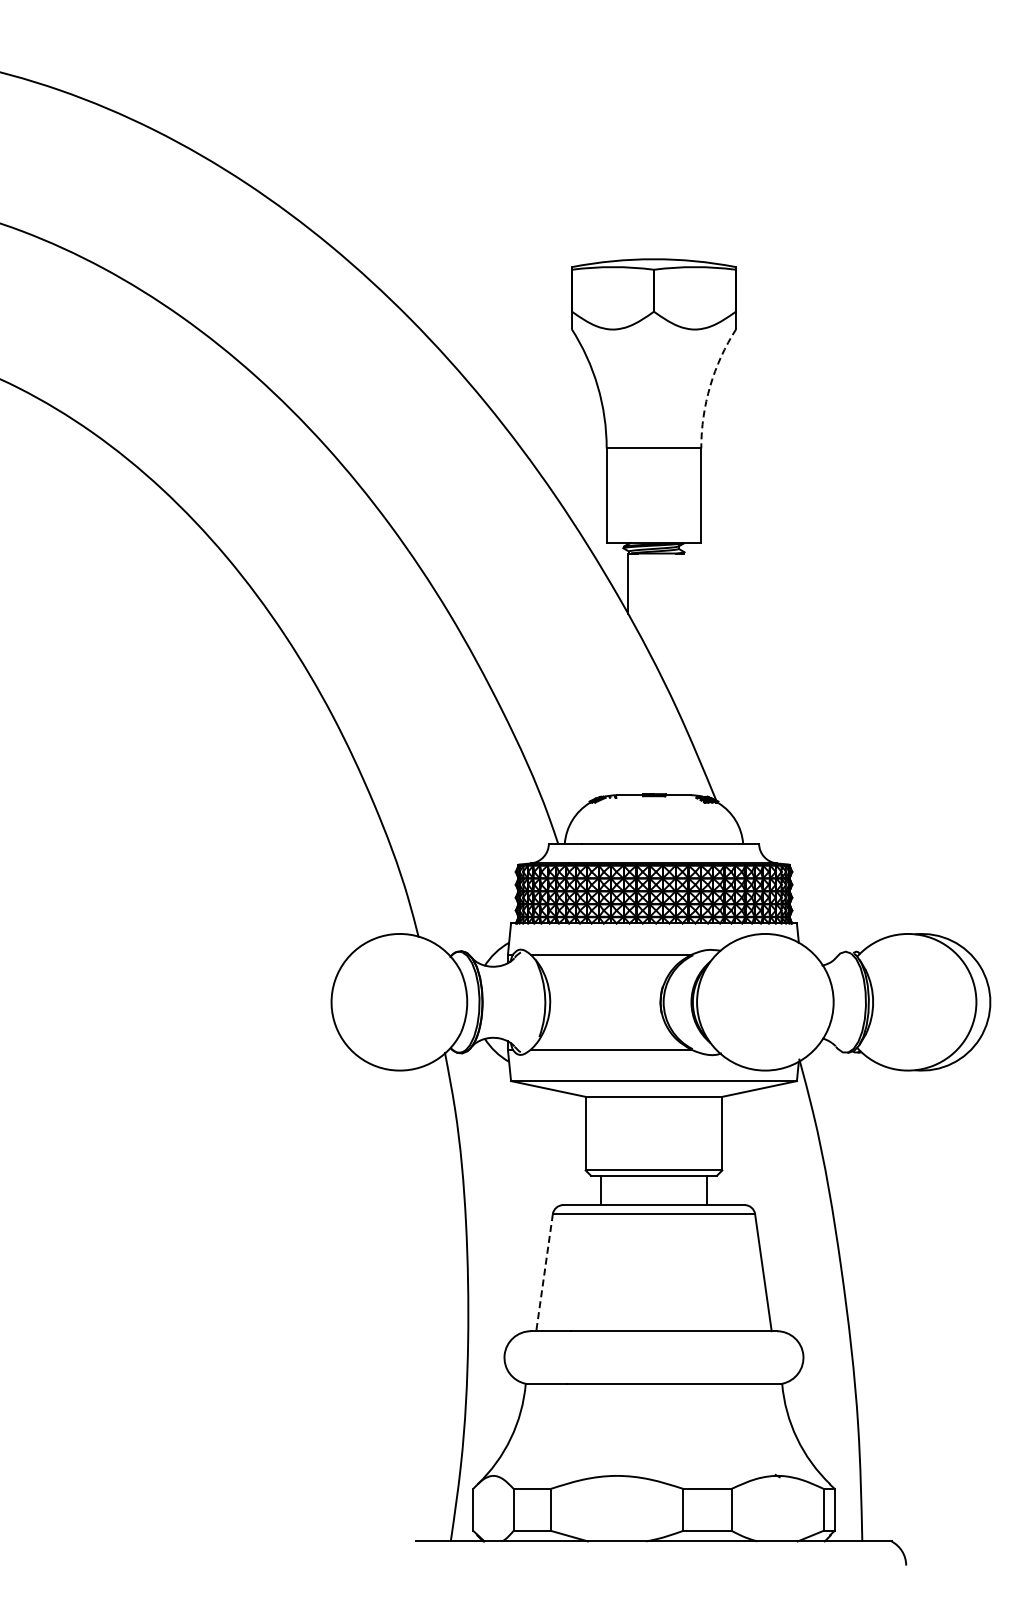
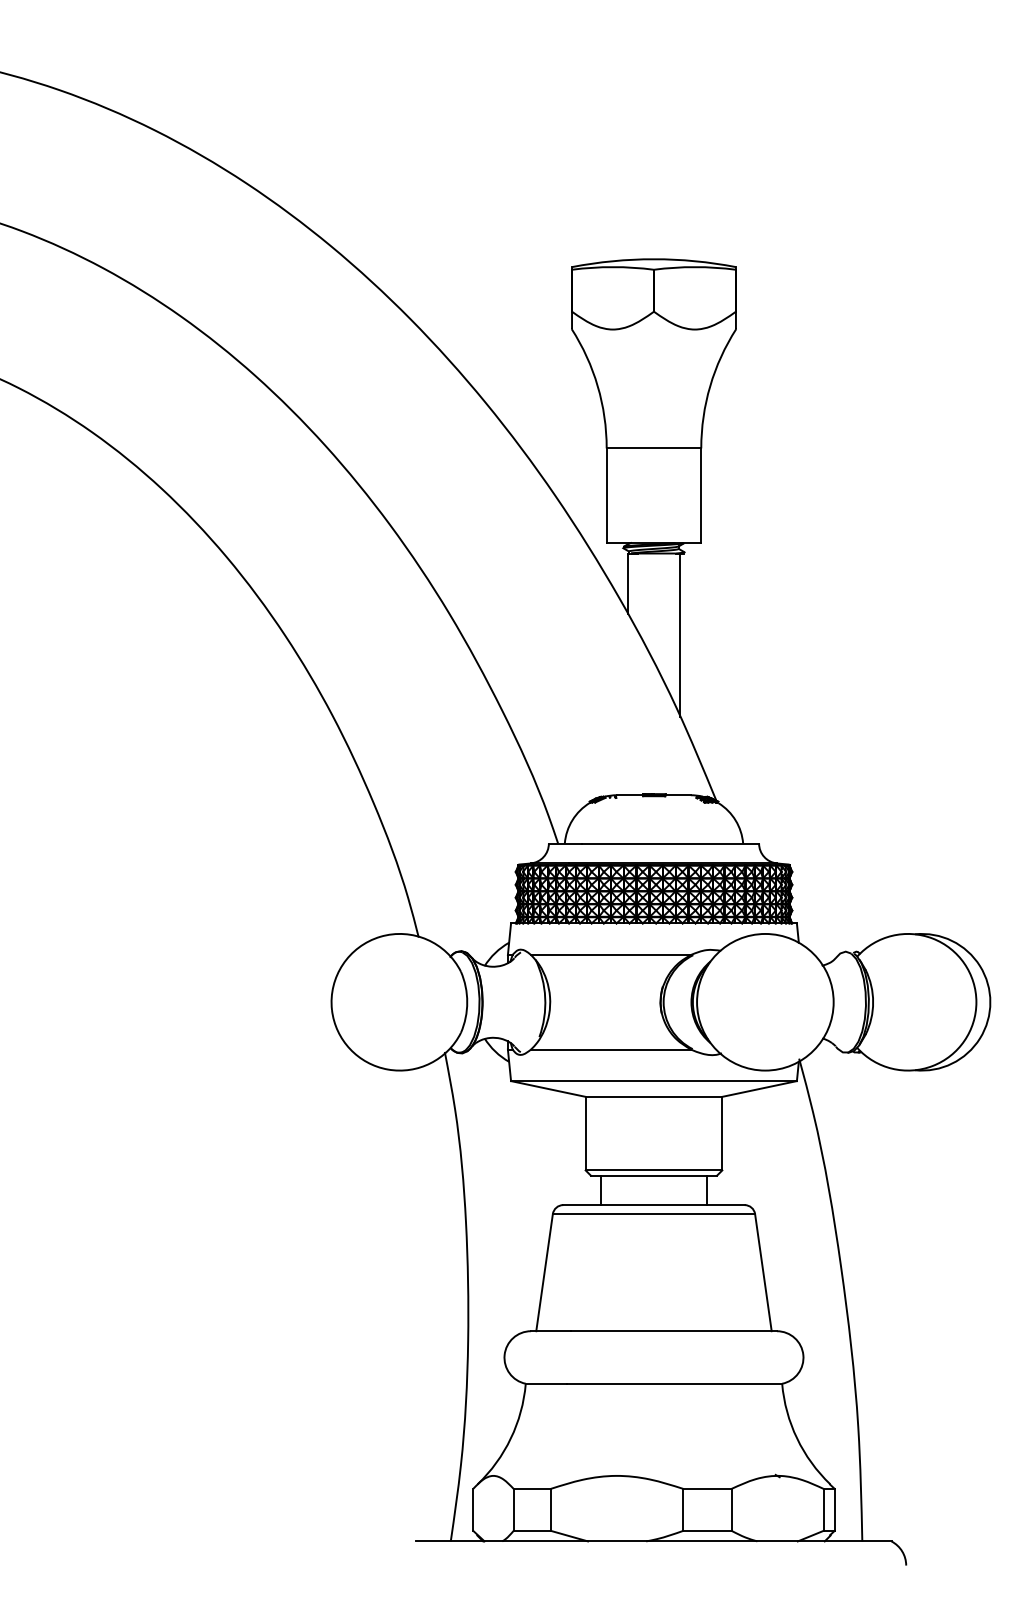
arc: dashed -> solid (710, 386)
line: none -> present (680, 634)
line: dashed -> solid (544, 1273)
